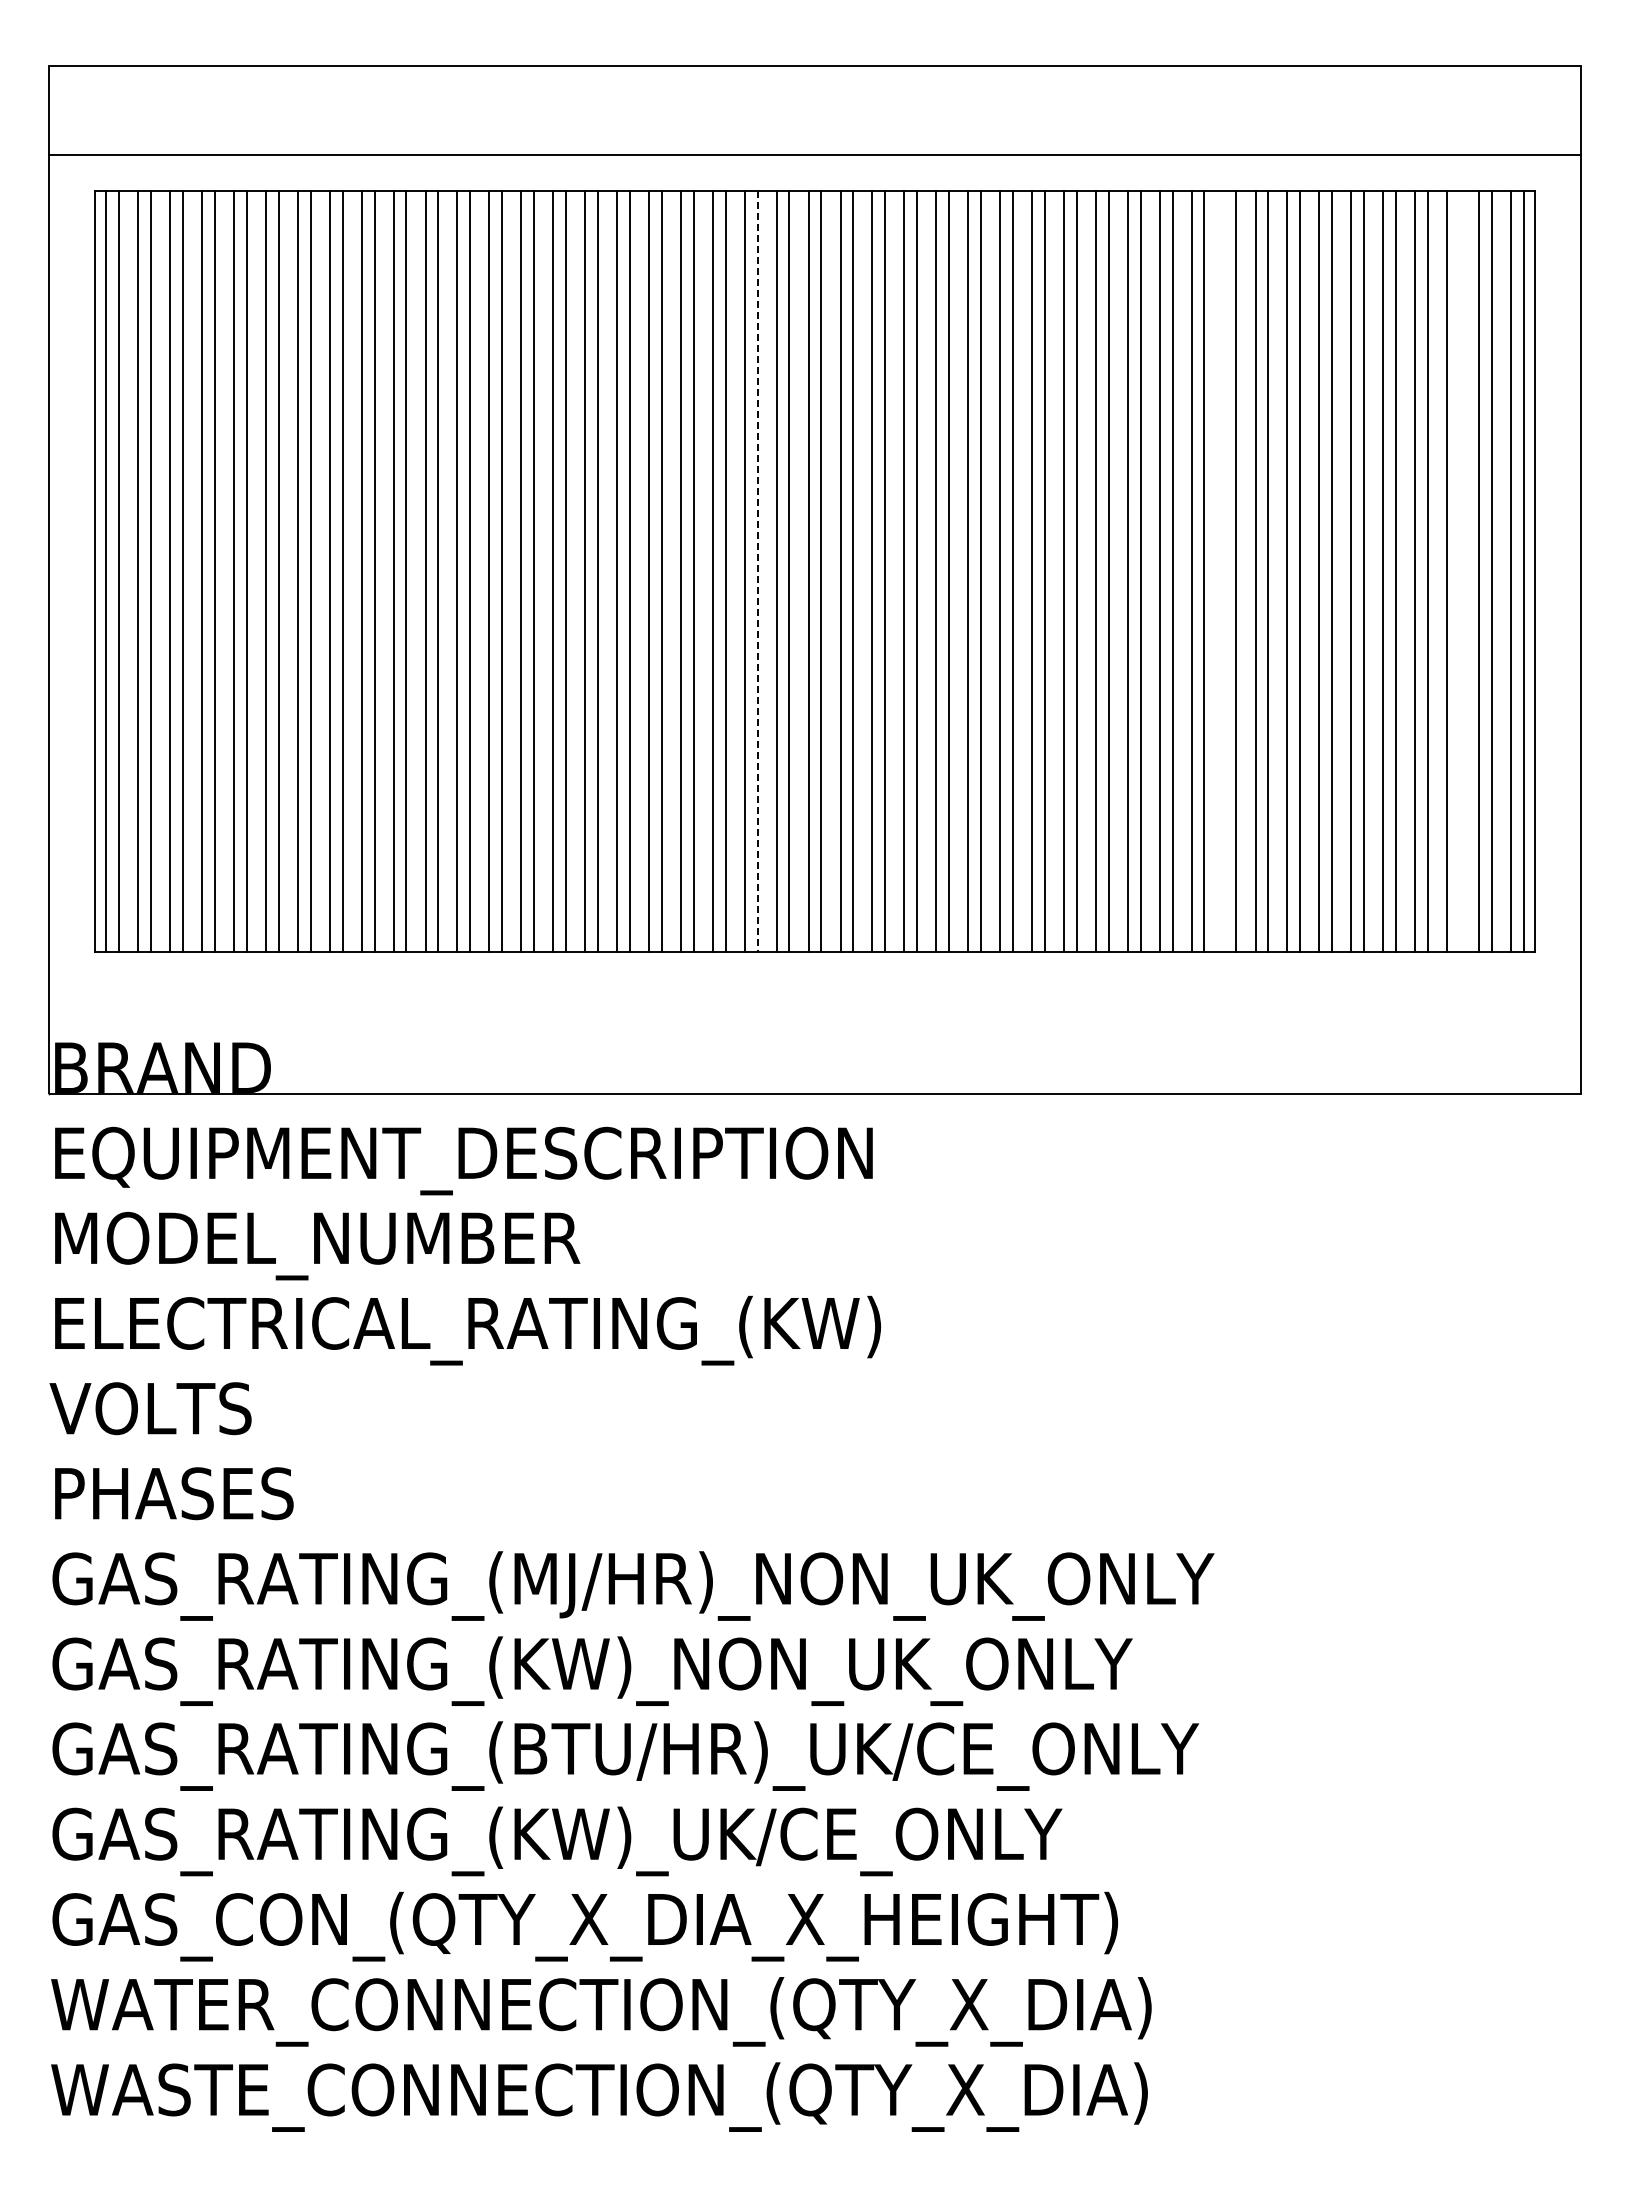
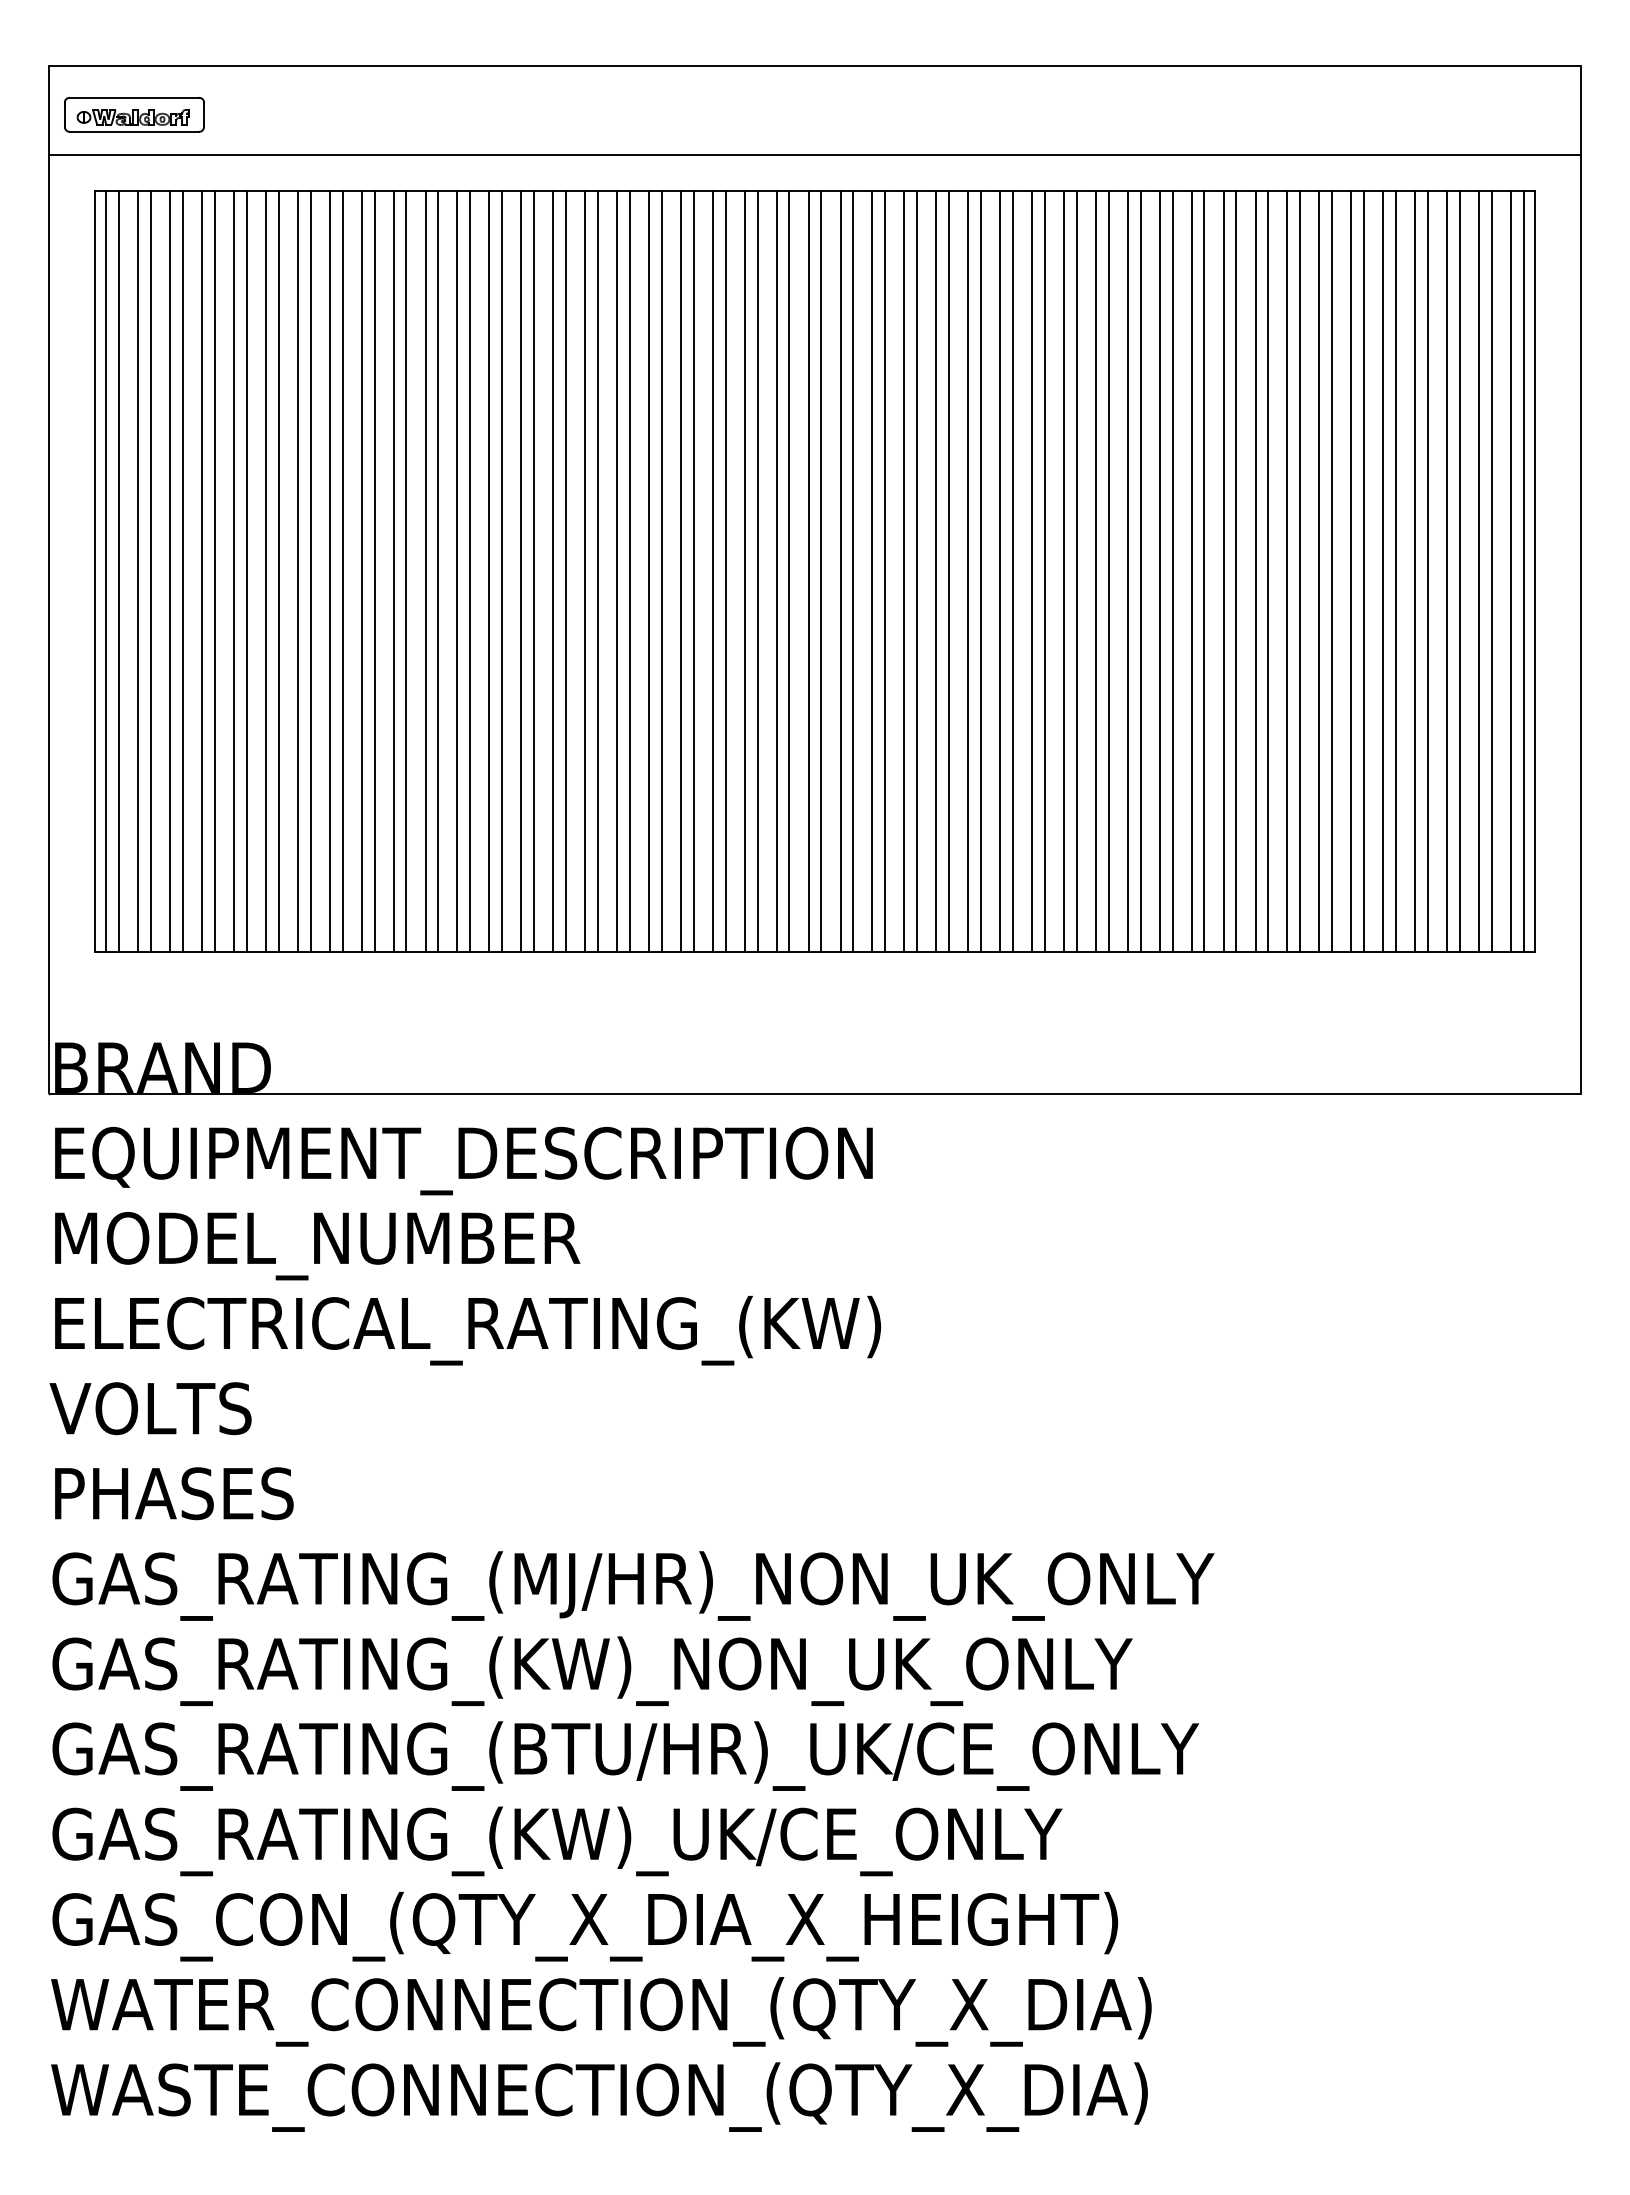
part: none -> present (134, 114)
line: none -> present (1223, 570)
line: none -> present (1459, 570)
line: dashed -> solid (757, 571)
